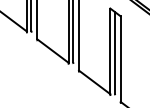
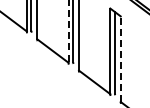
line: solid -> dashed (68, 31)
line: solid -> dashed (120, 59)
